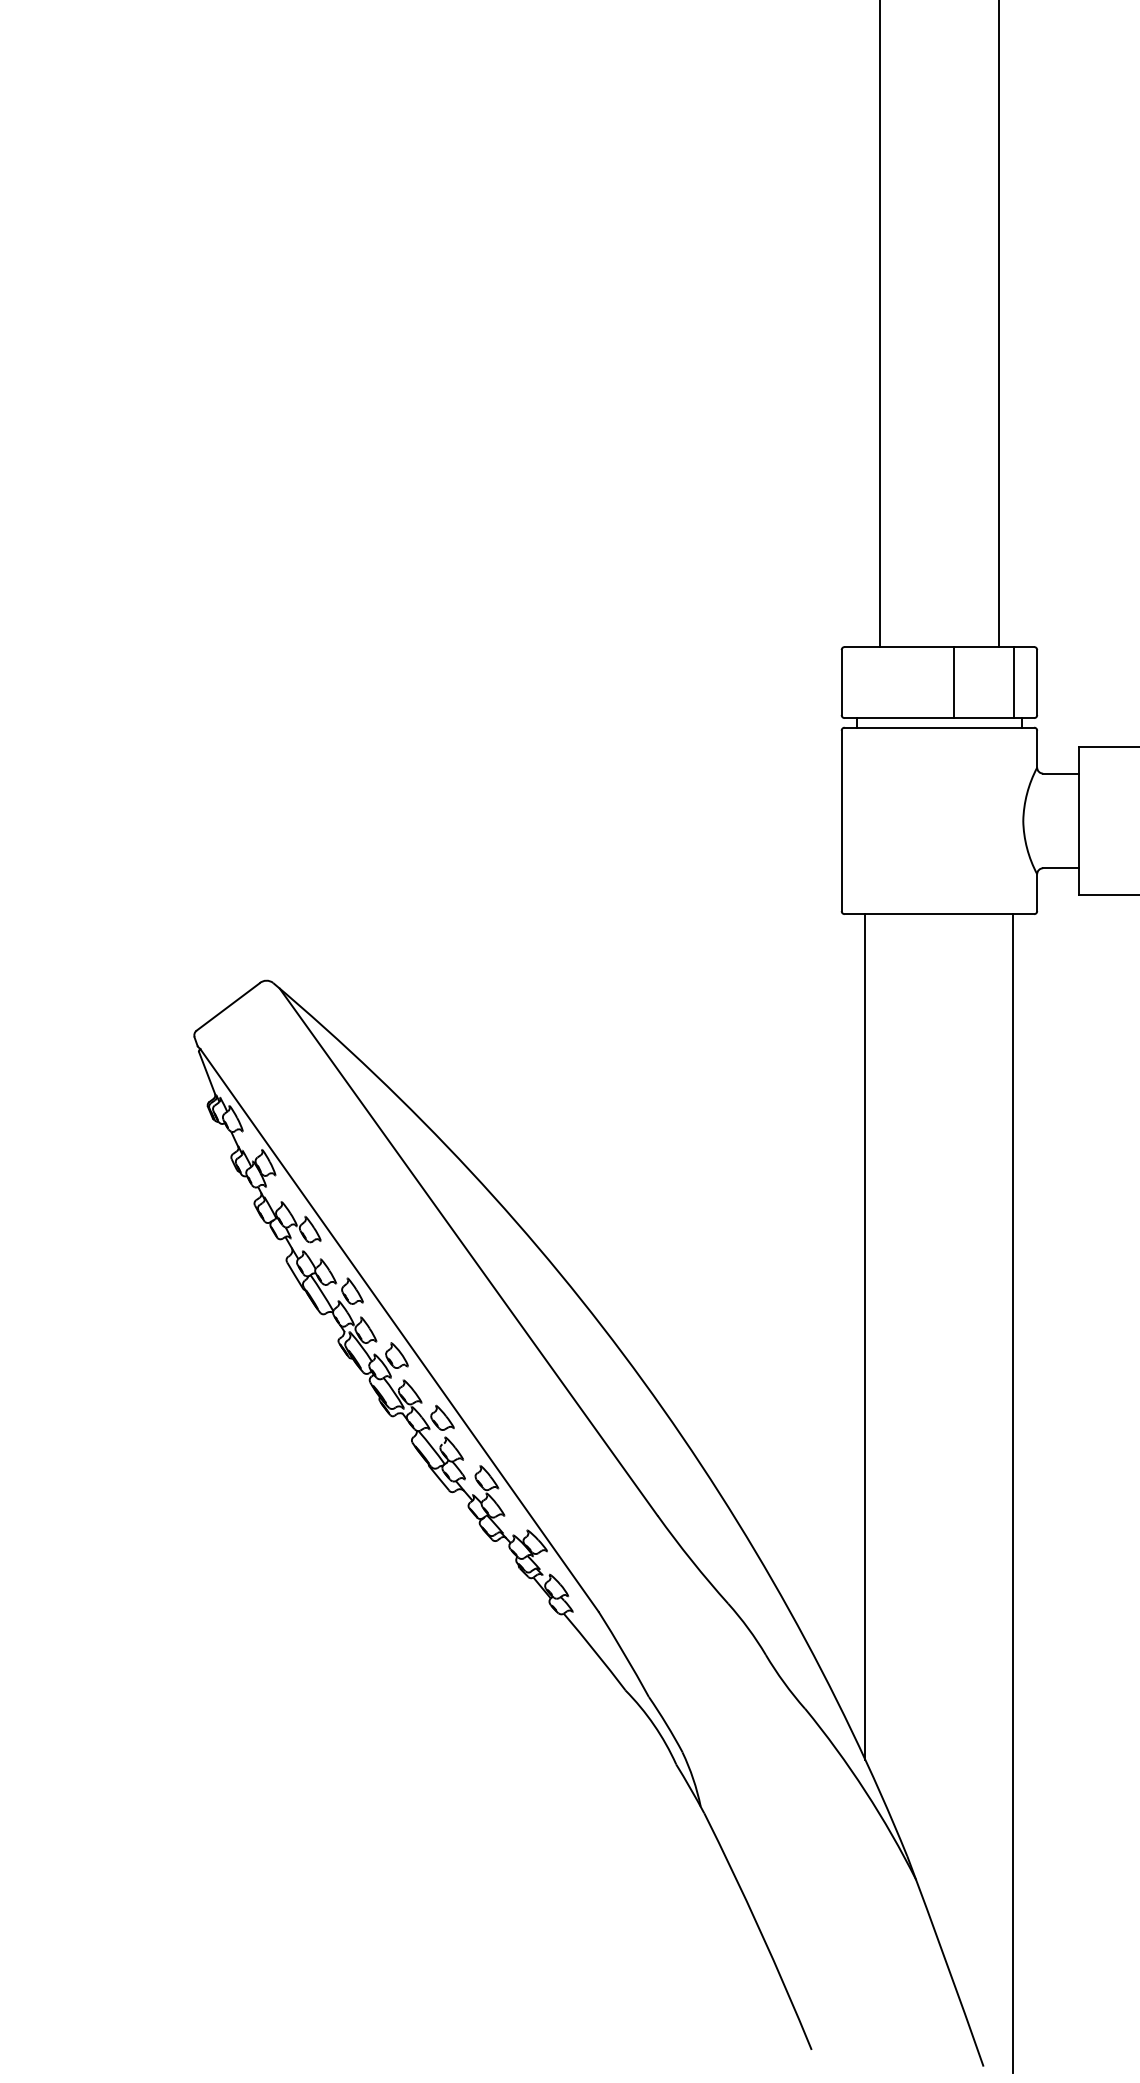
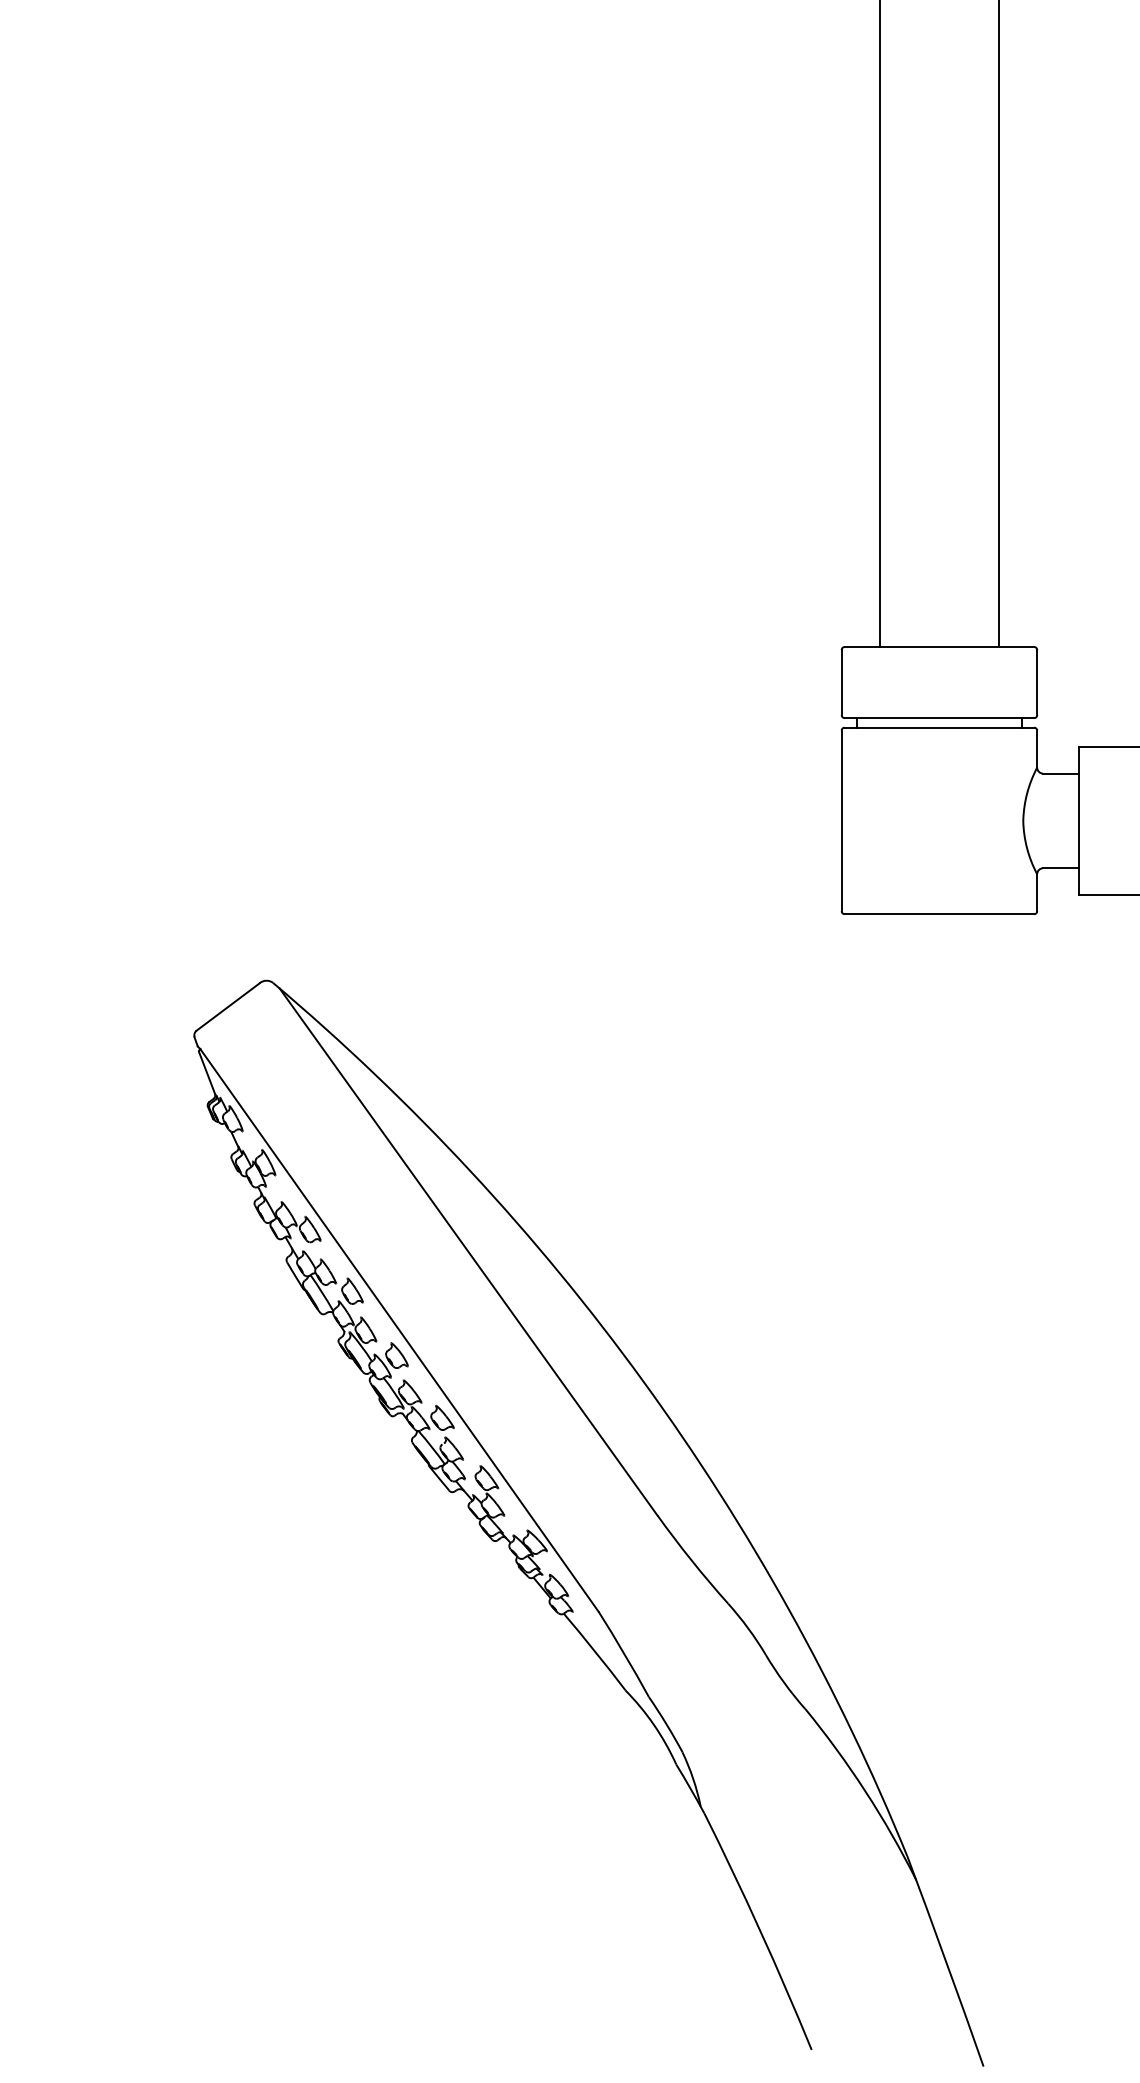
line: present -> none (953, 682)
line: present -> none (1013, 682)
line: present -> none (865, 1336)
line: present -> none (1013, 1493)
